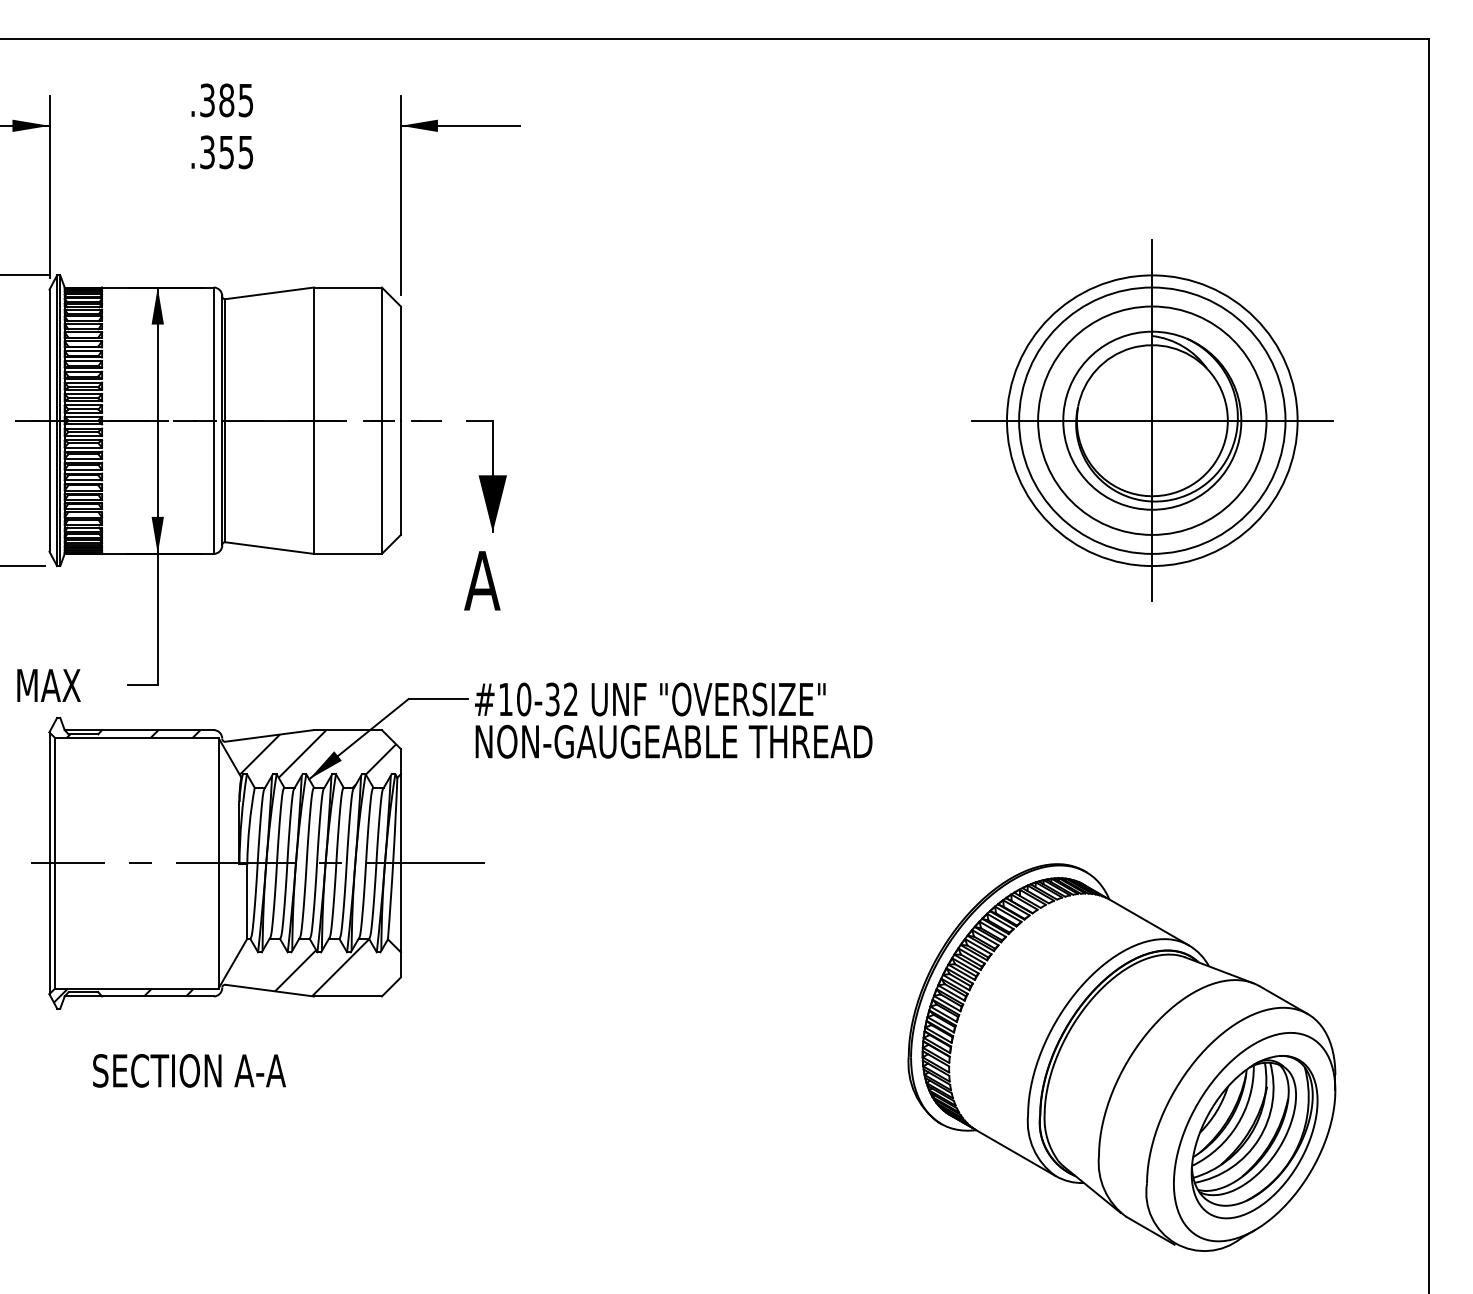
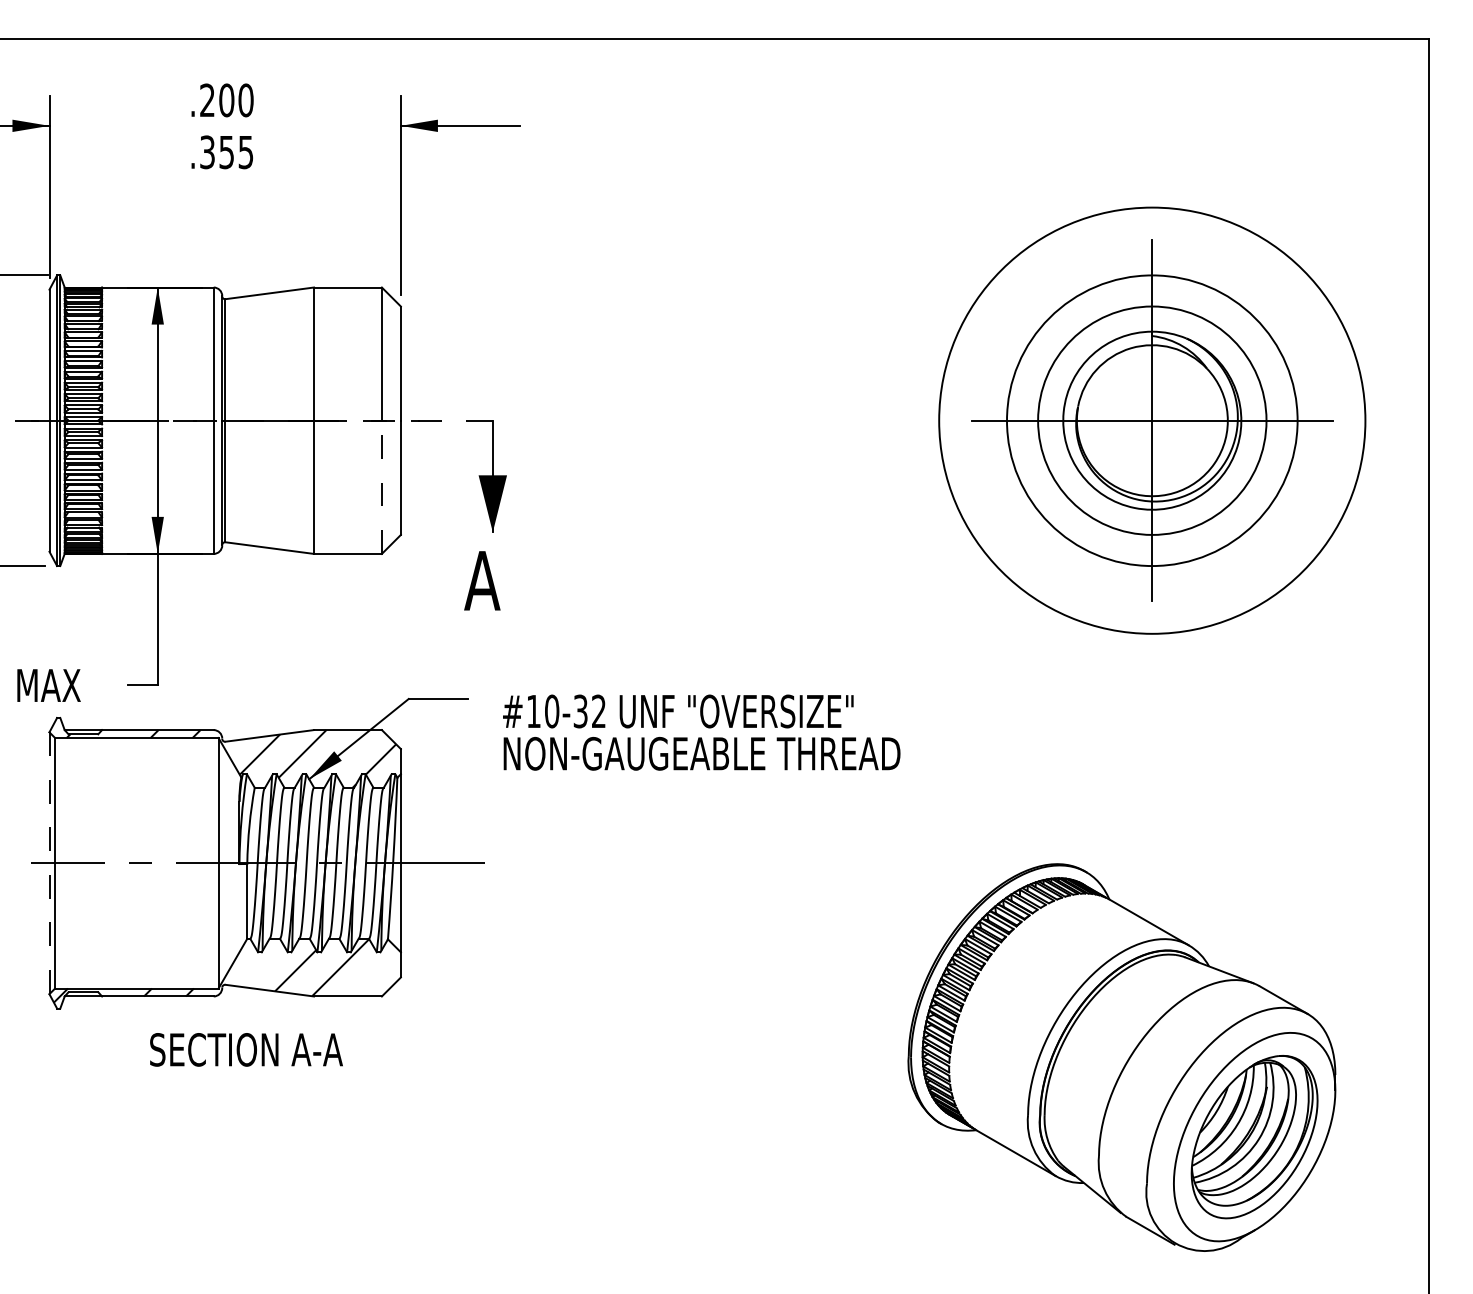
text: .385 -> .200 (226, 100)
circle diameter: 266 px -> 426 px (1152, 420)
line: solid -> dashed (381, 487)
text position: (673, 720) -> (701, 732) (701, 732)
line: solid -> dashed (49, 863)
text position: (189, 1070) -> (246, 1049) (246, 1049)
